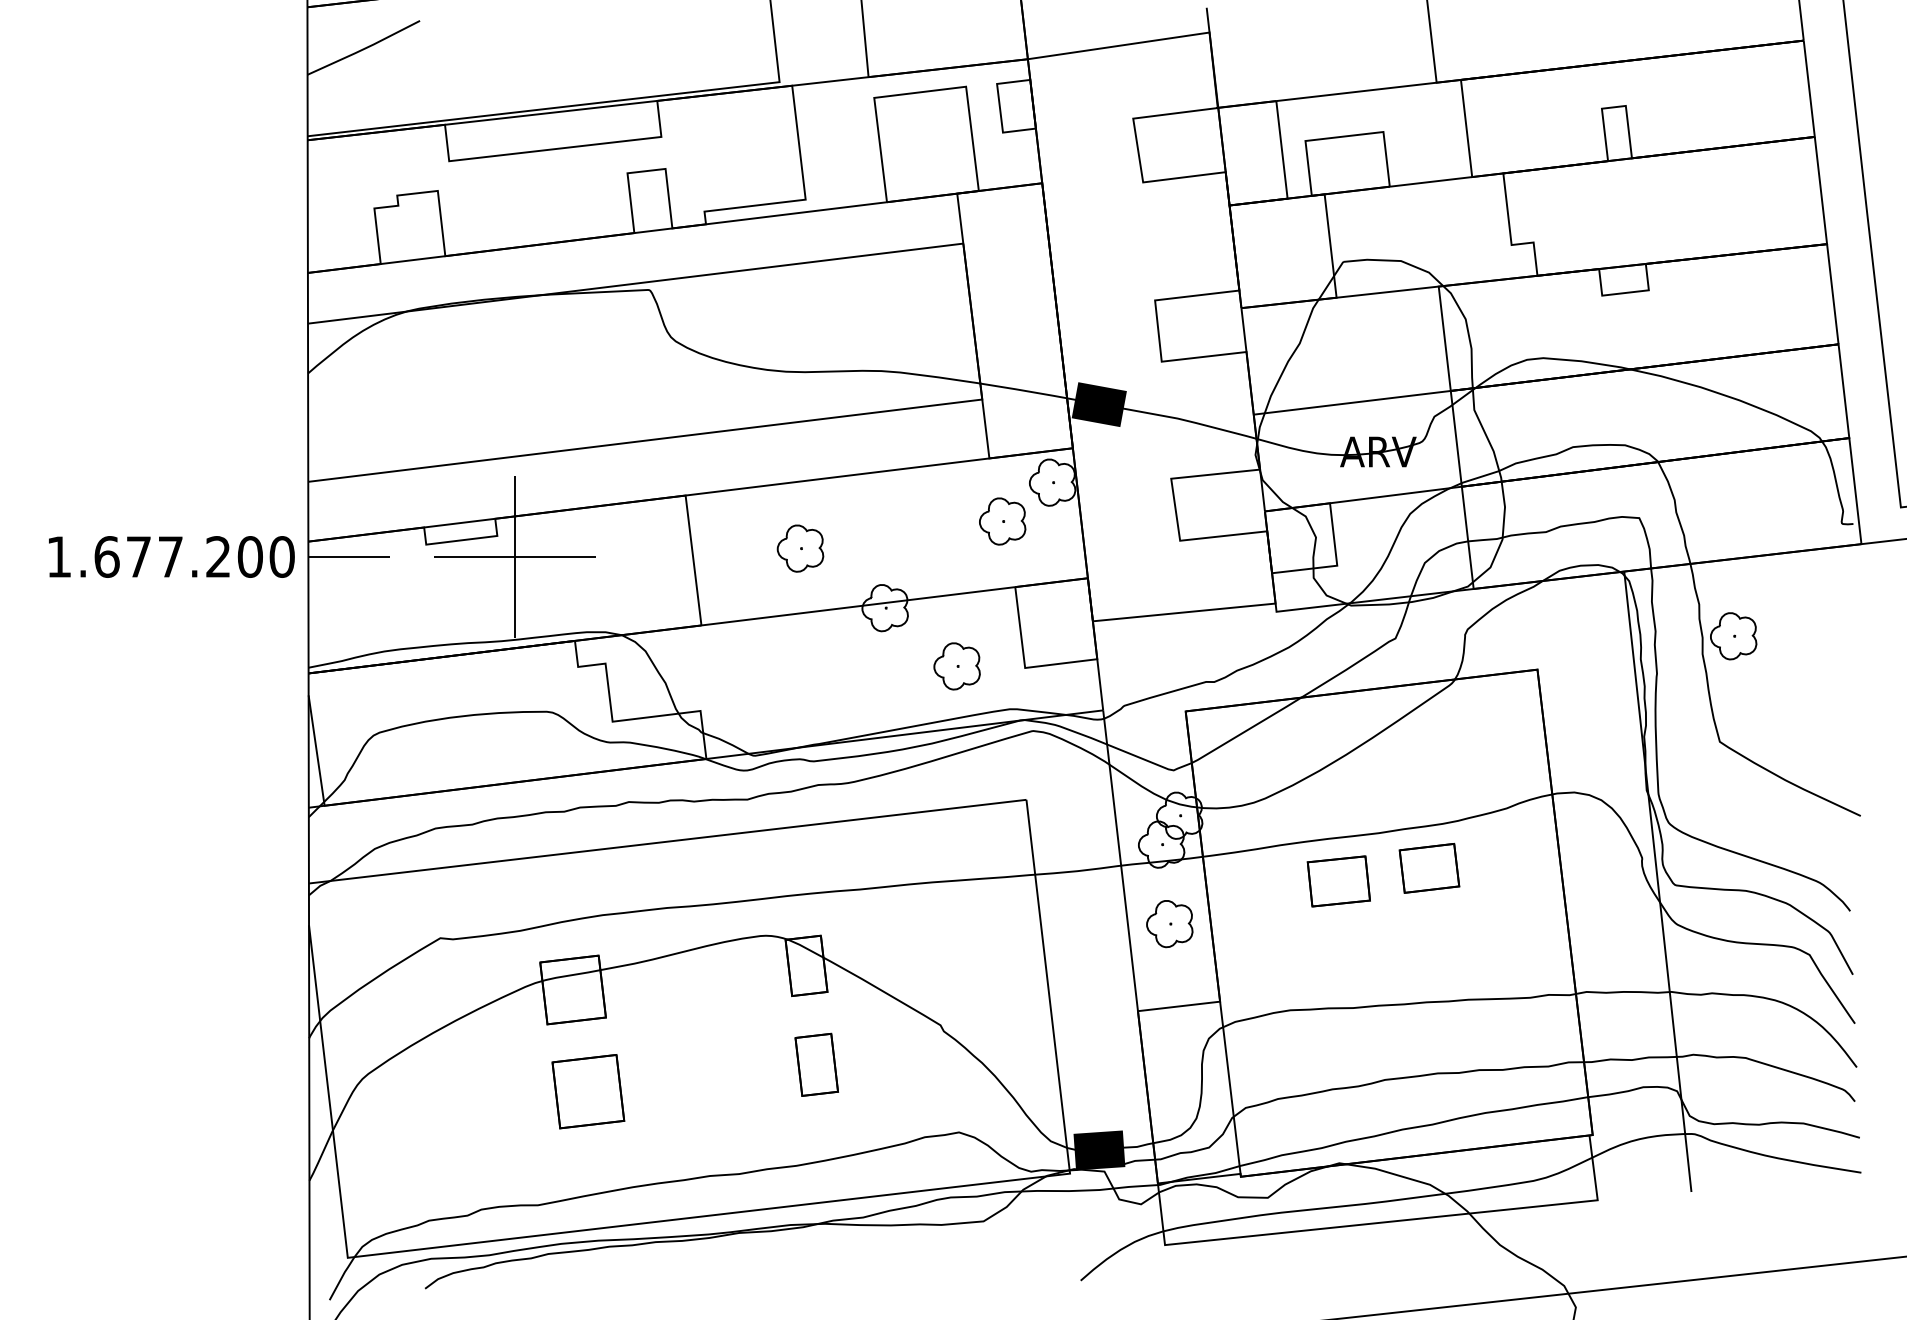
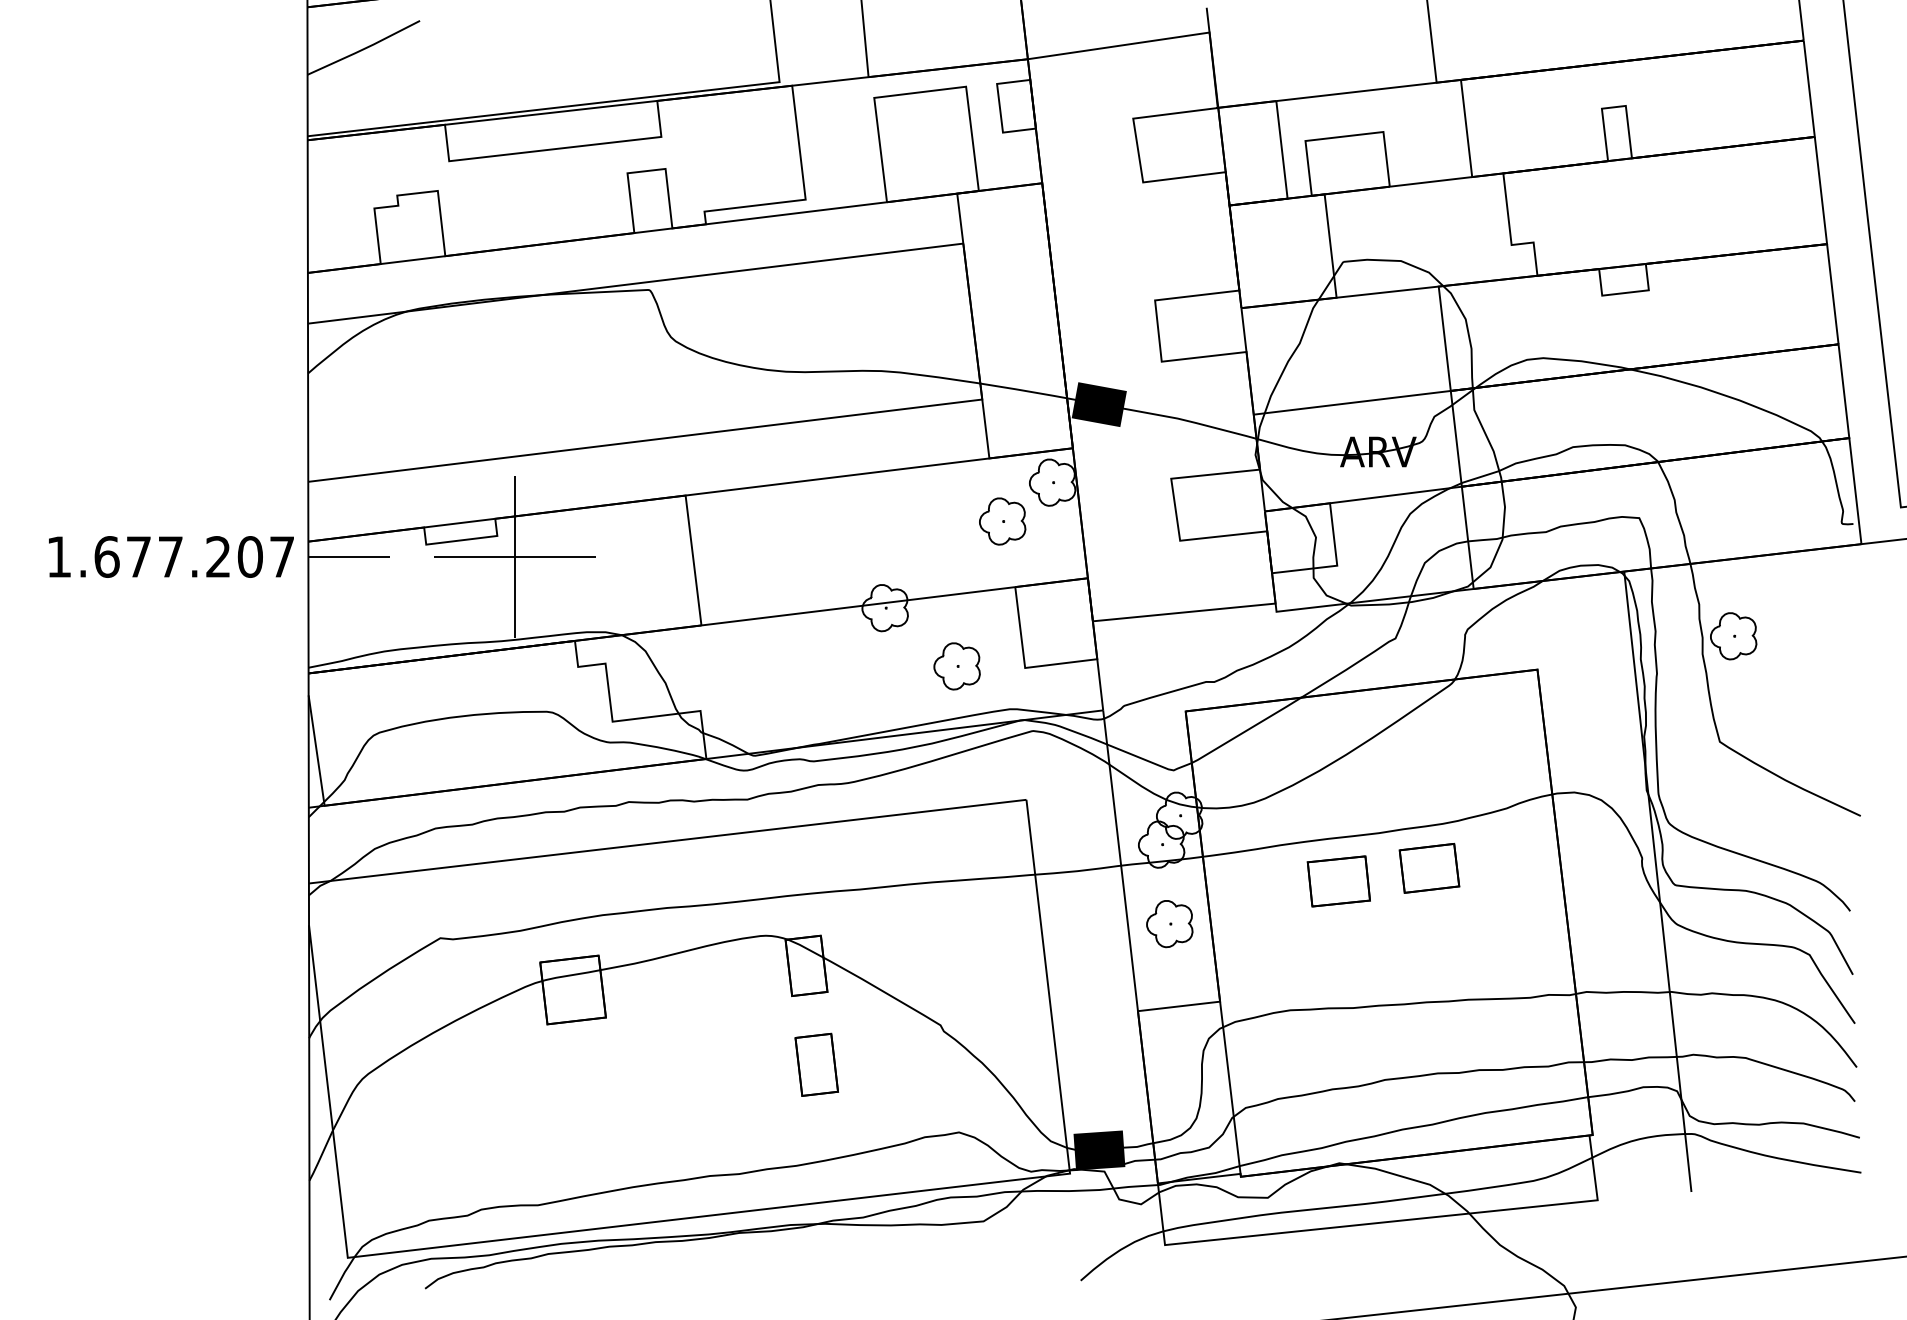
part: present -> none (800, 548)
text: 1.677.200 -> 1.677.207 (281, 556)
part: present -> none (588, 1091)
